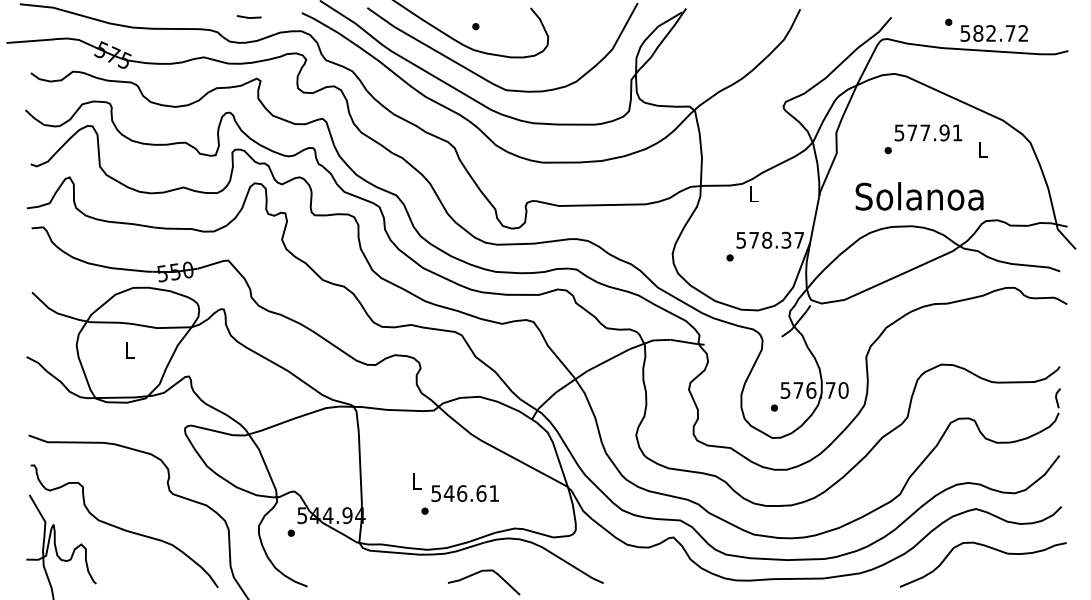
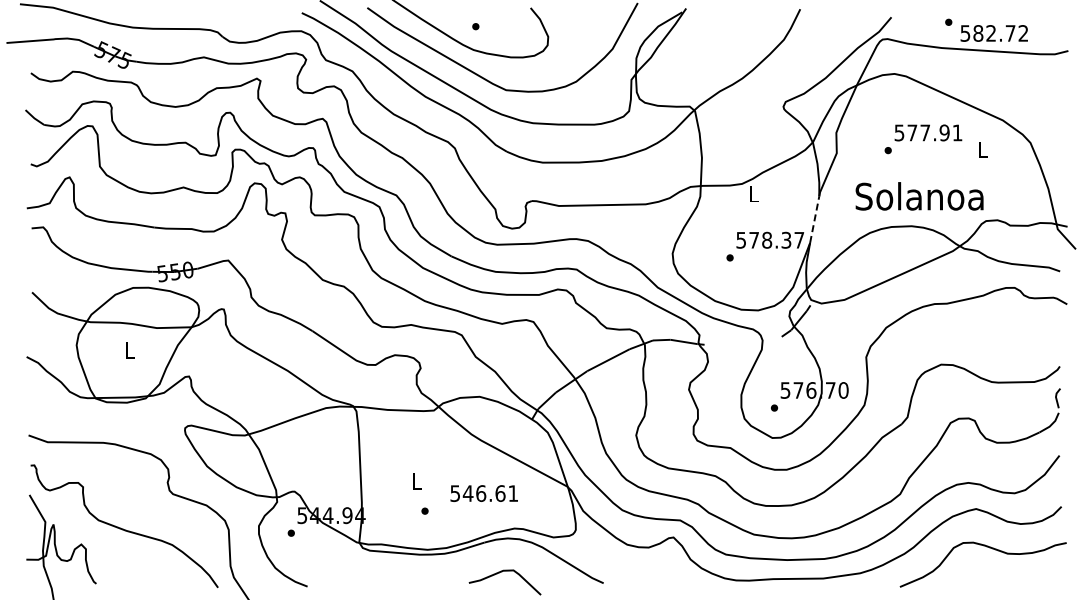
line: present -> none (247, 16)
line: solid -> dashed (814, 219)
text position: (464, 493) -> (483, 493) (483, 493)
curve position: (481, 572) -> (502, 572) (502, 572)
